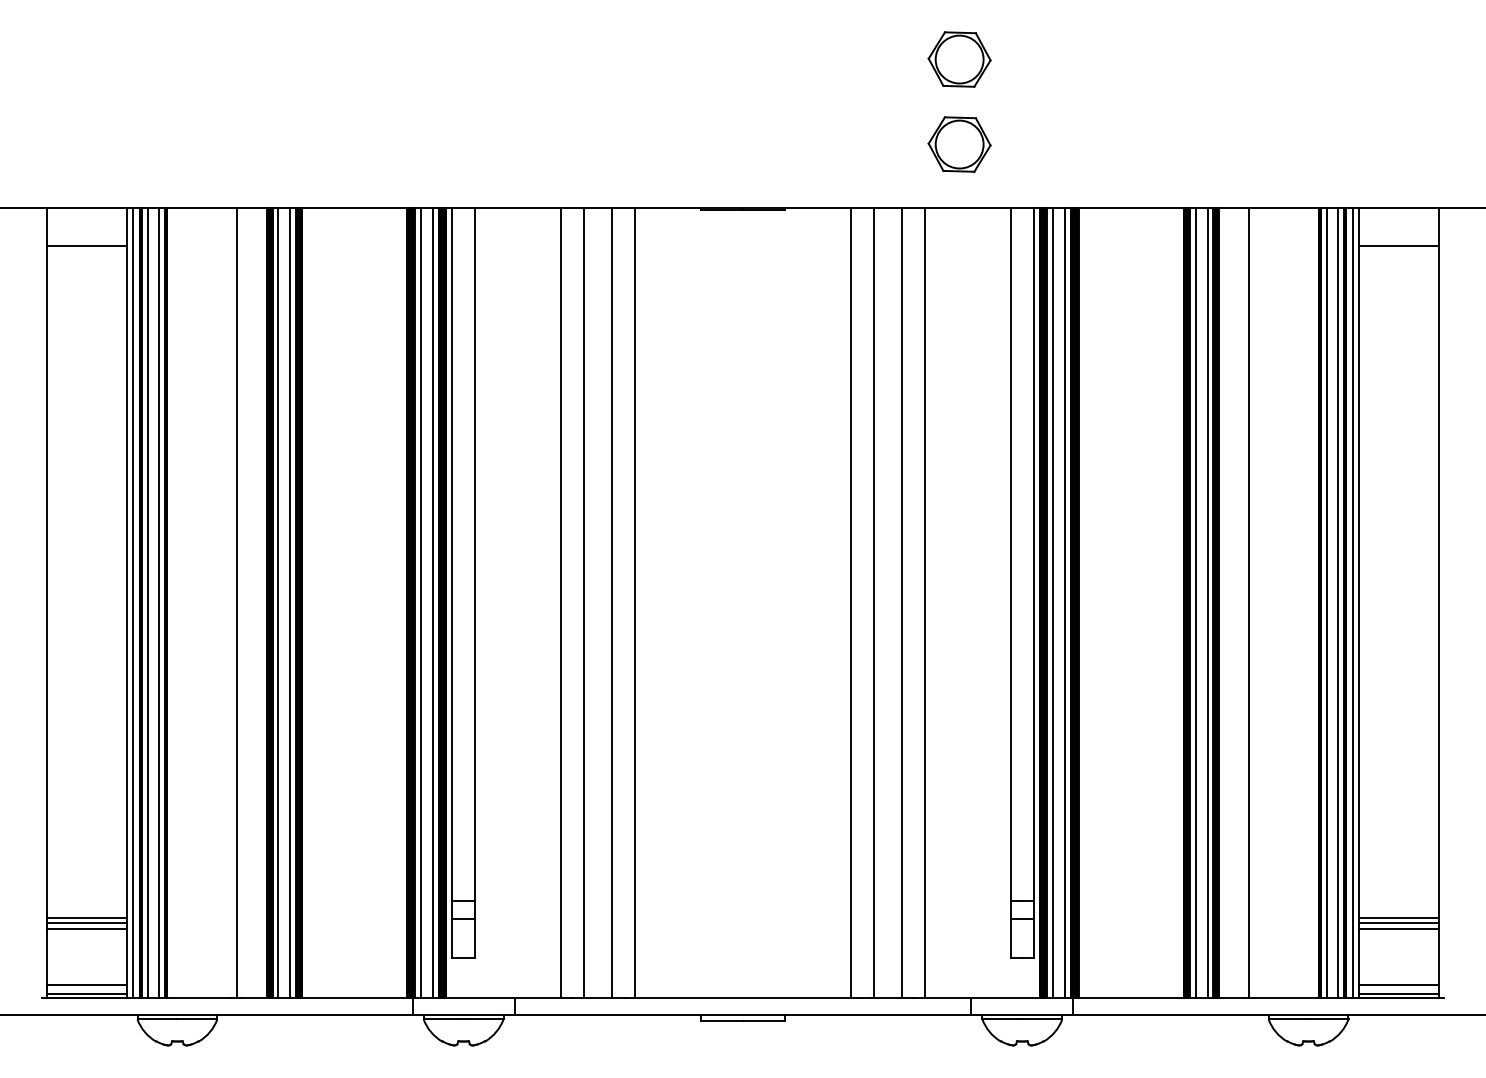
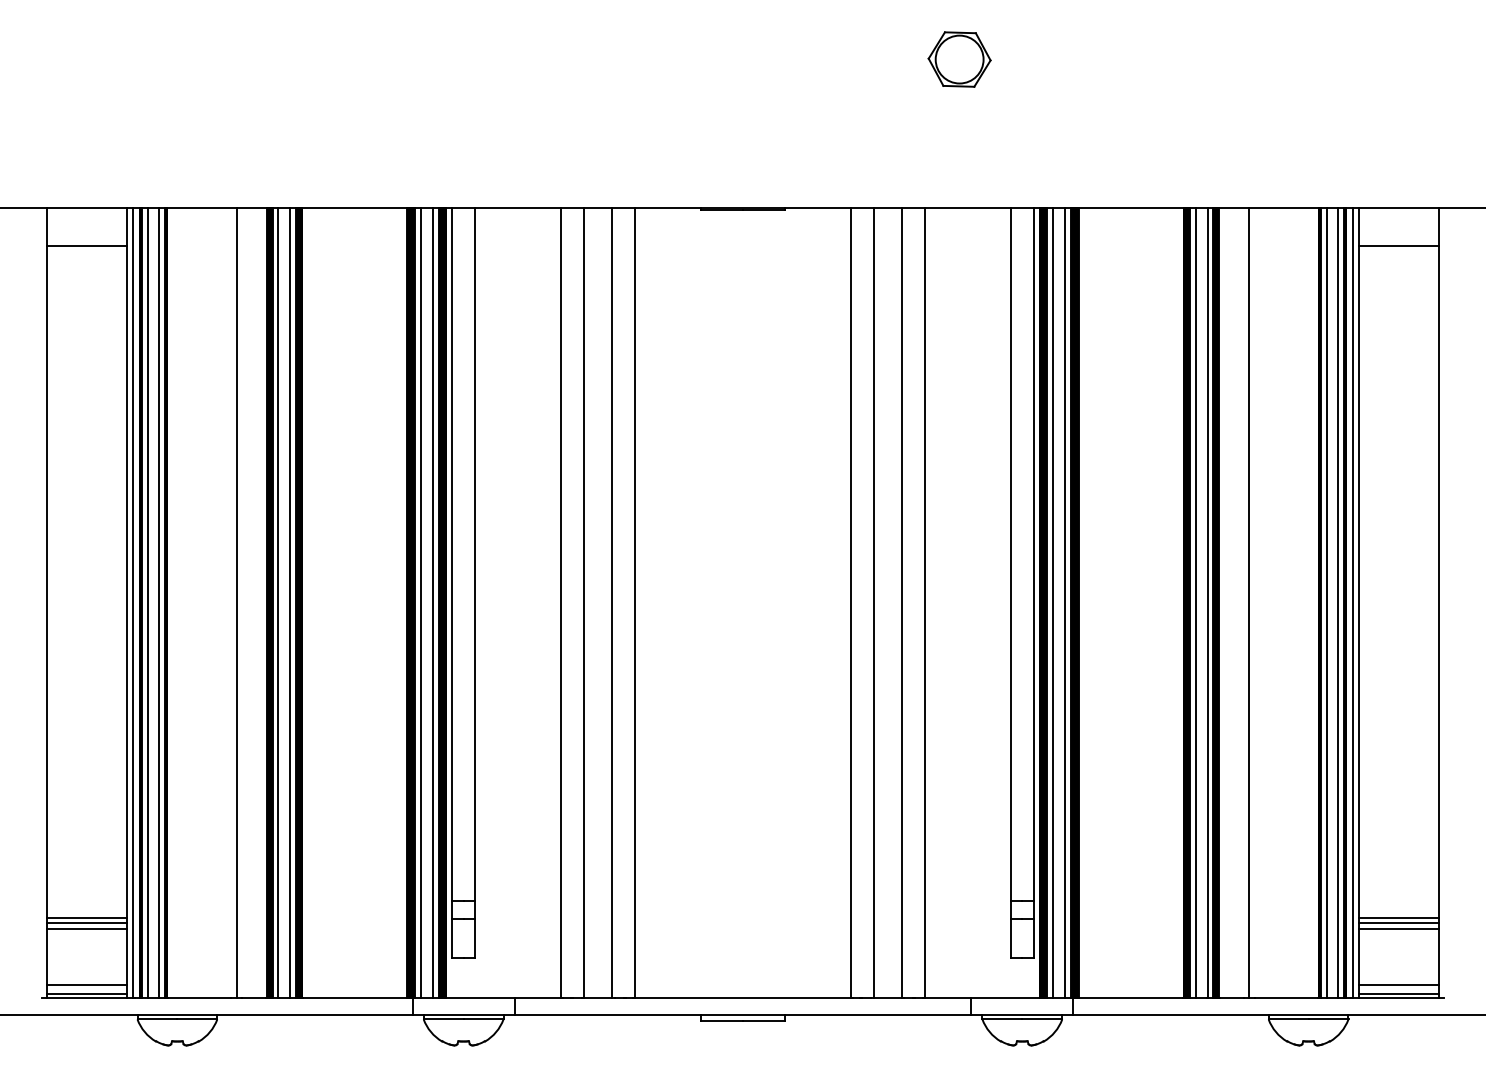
part: present -> none (959, 144)
